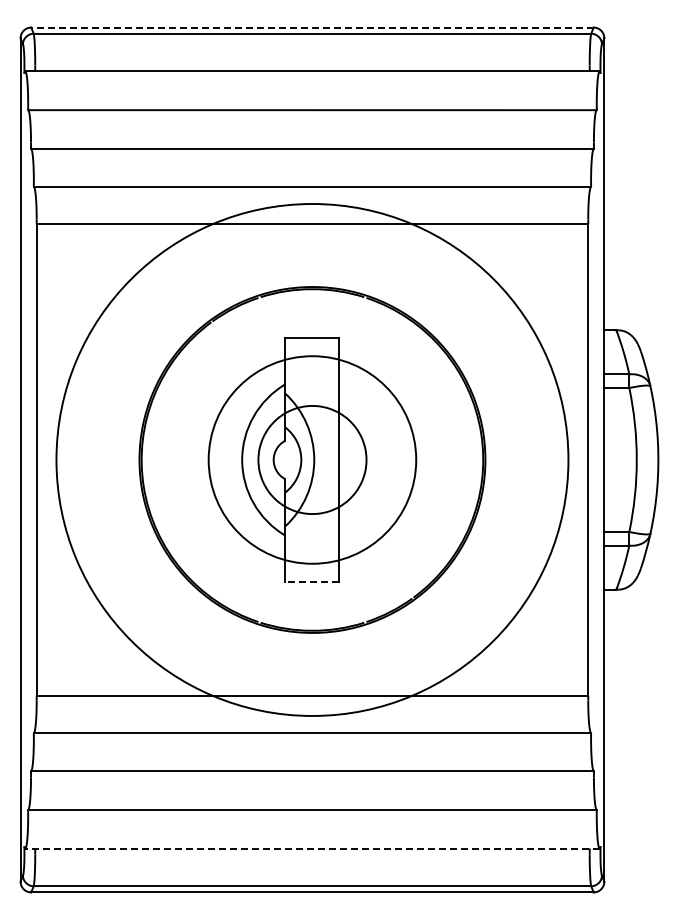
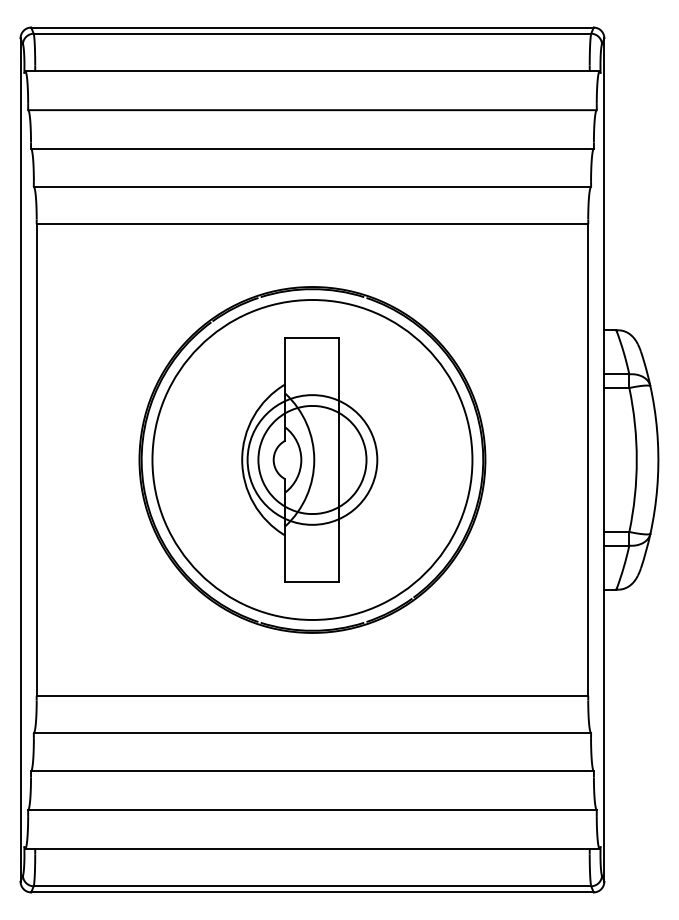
line: dashed -> solid (311, 27)
circle diameter: 208 px -> 130 px (312, 459)
circle diameter: 512 px -> 320 px (312, 459)
line: dashed -> solid (311, 581)
line: dashed -> solid (311, 848)
